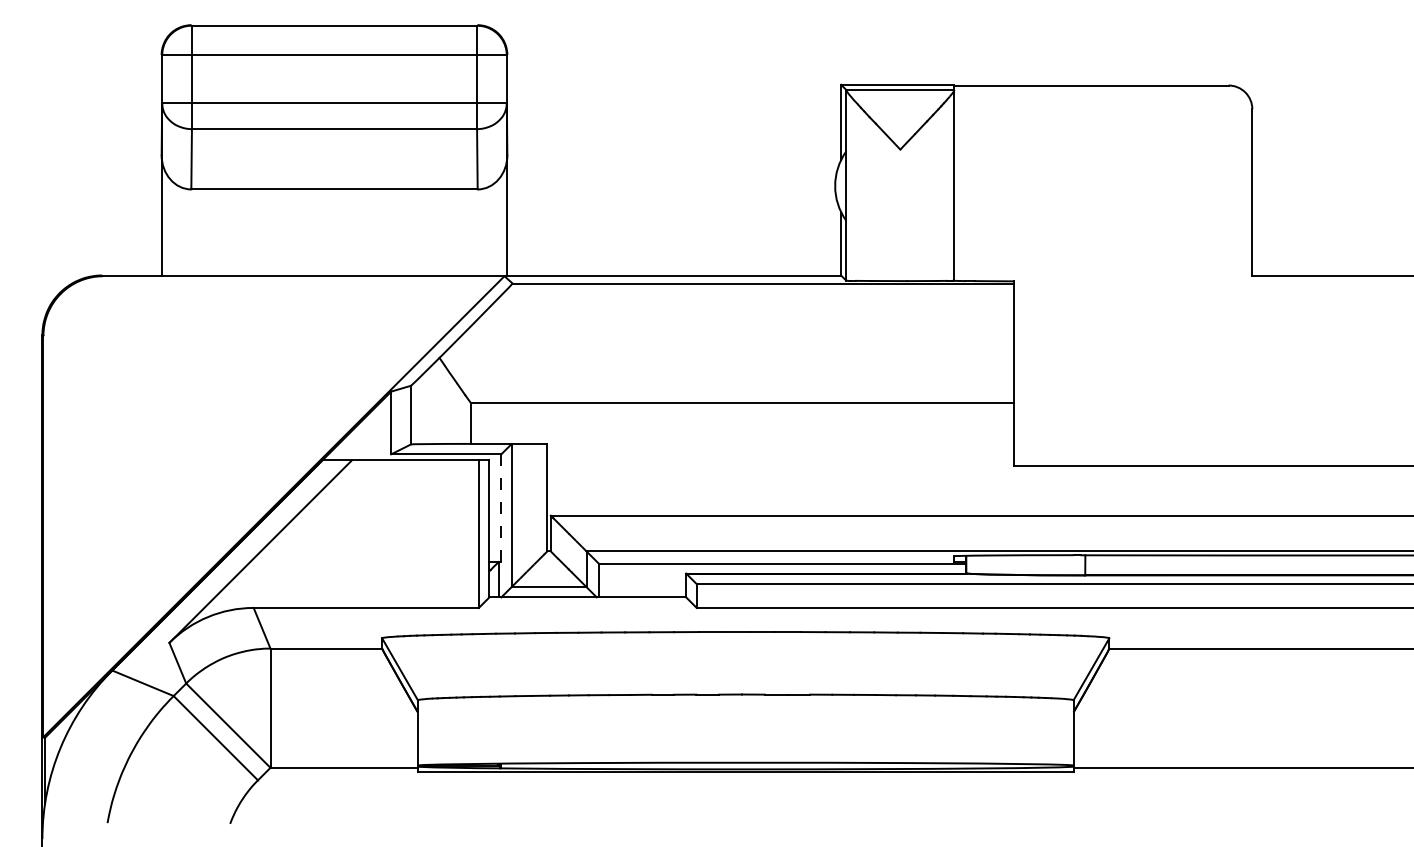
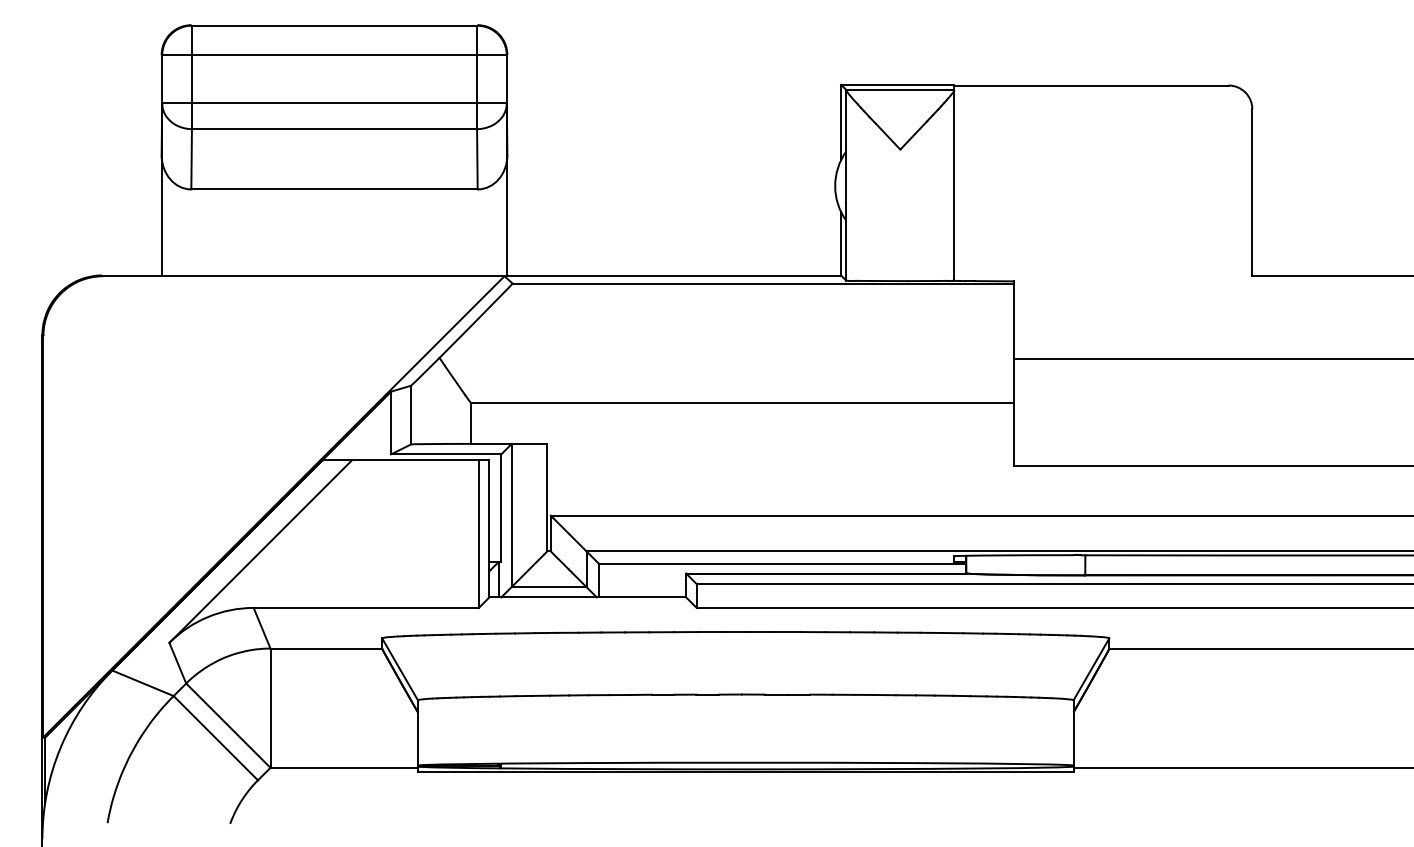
line: none -> present (1211, 358)
line: dashed -> solid (501, 507)
